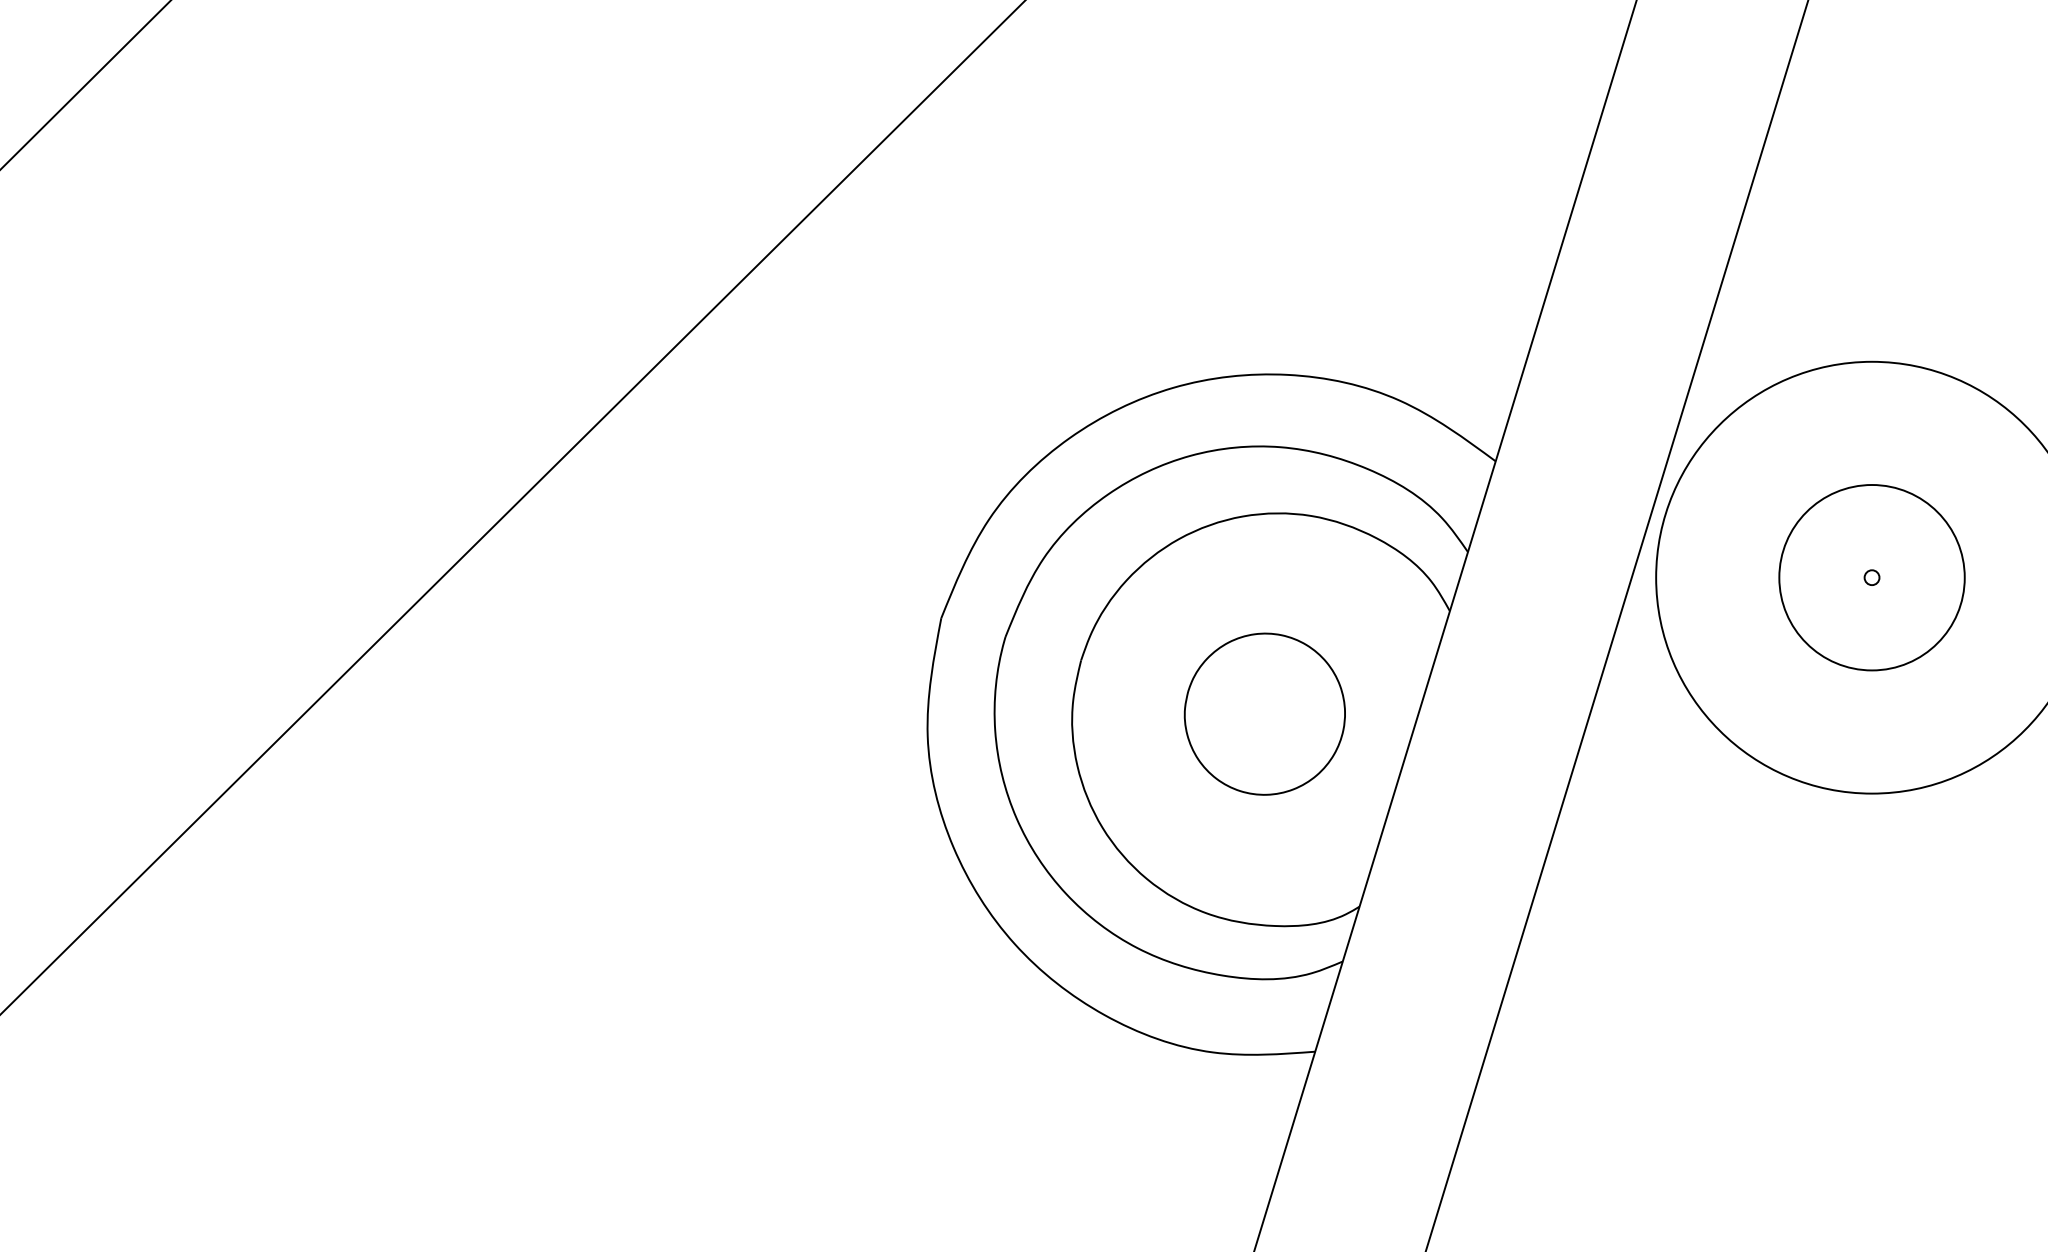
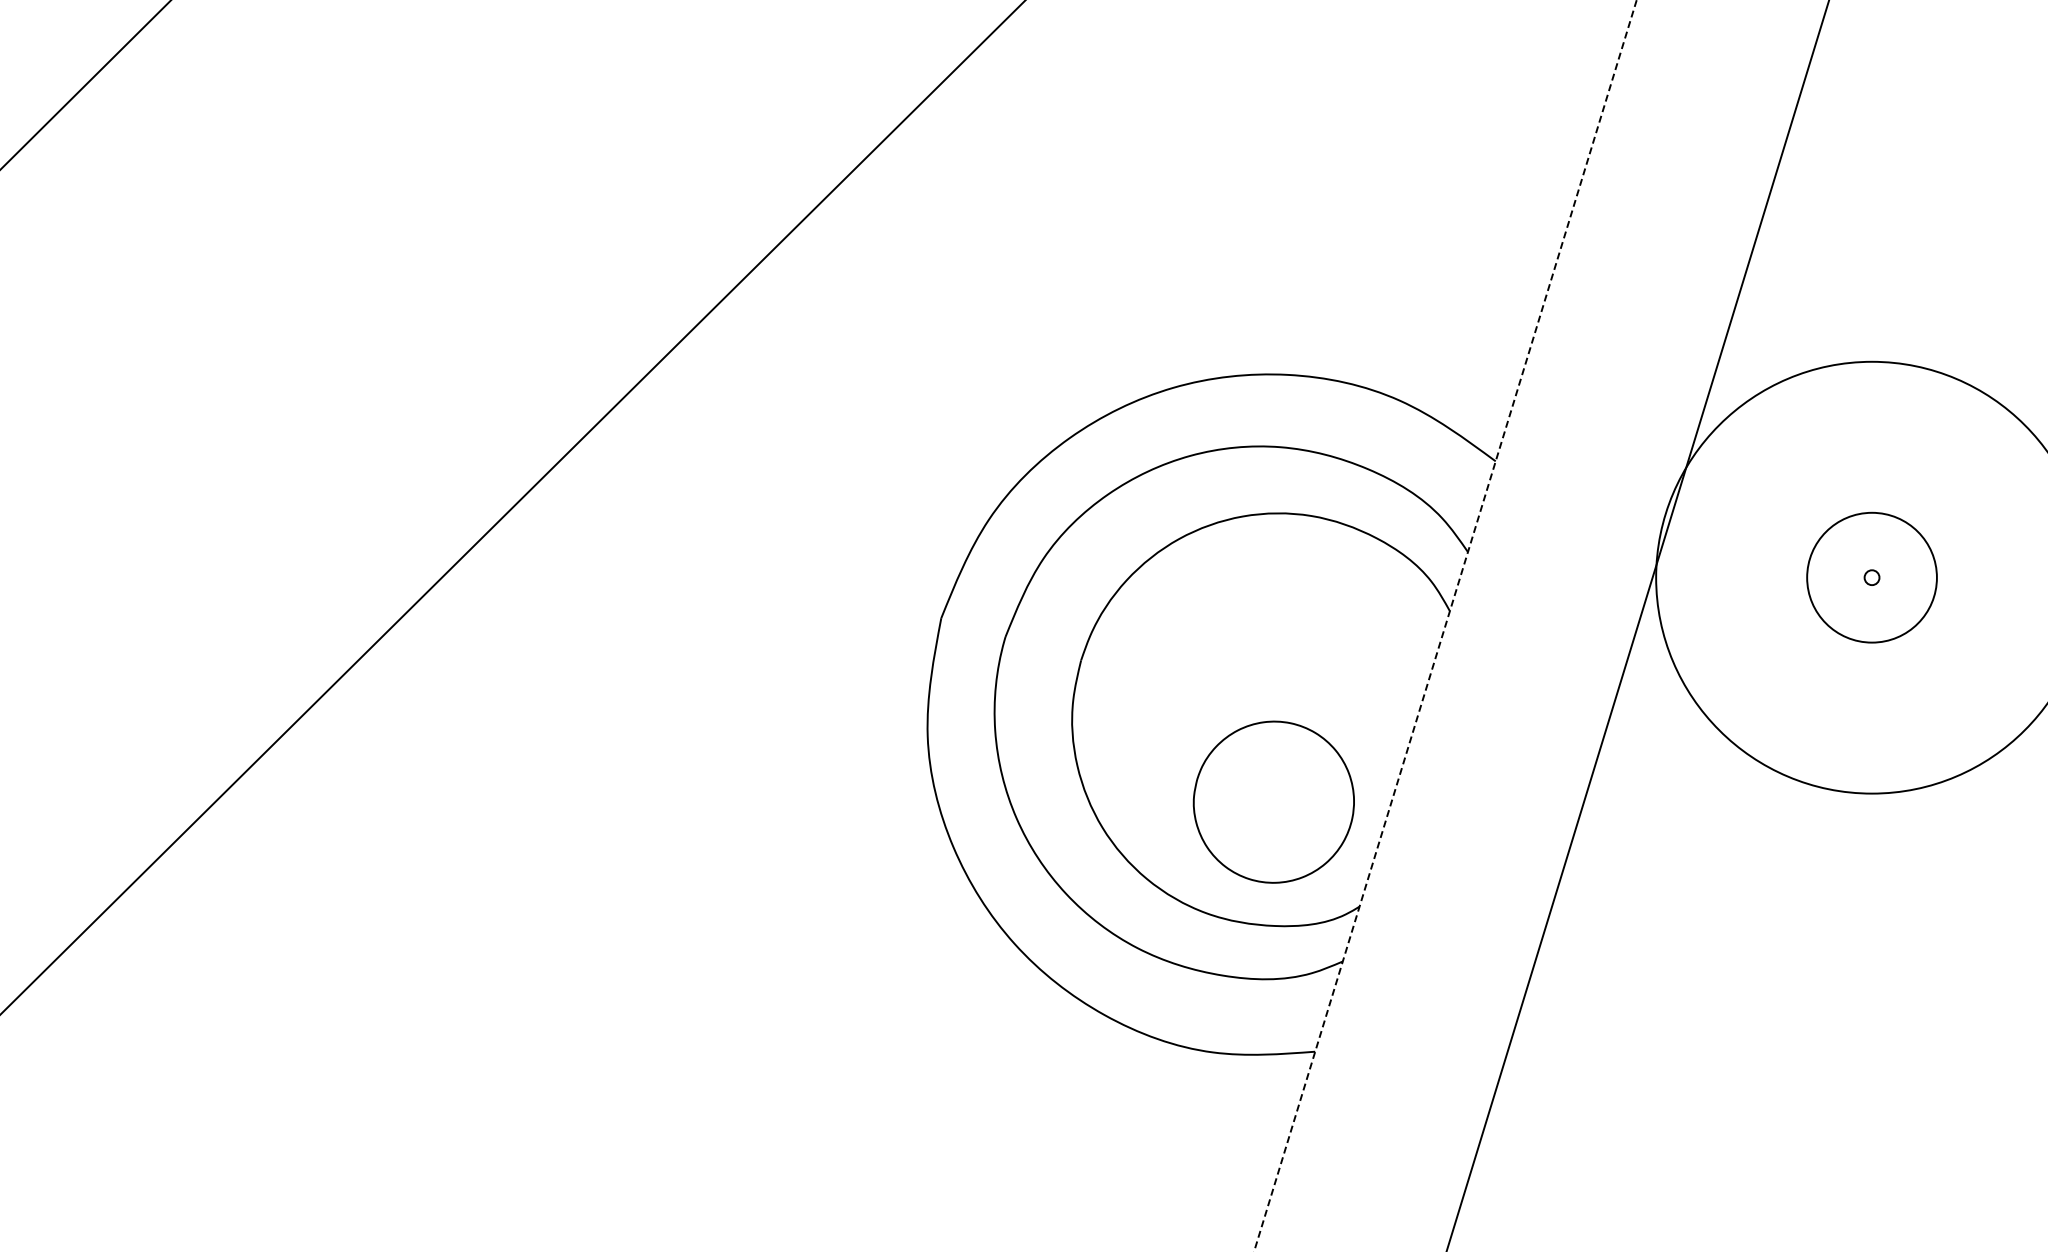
circle diameter: 185 px -> 130 px (1871, 577)
line position: (1616, 625) -> (1637, 625) (1637, 625)
line: solid -> dashed (1445, 626)
part position: (1264, 713) -> (1273, 801) (1273, 801)
